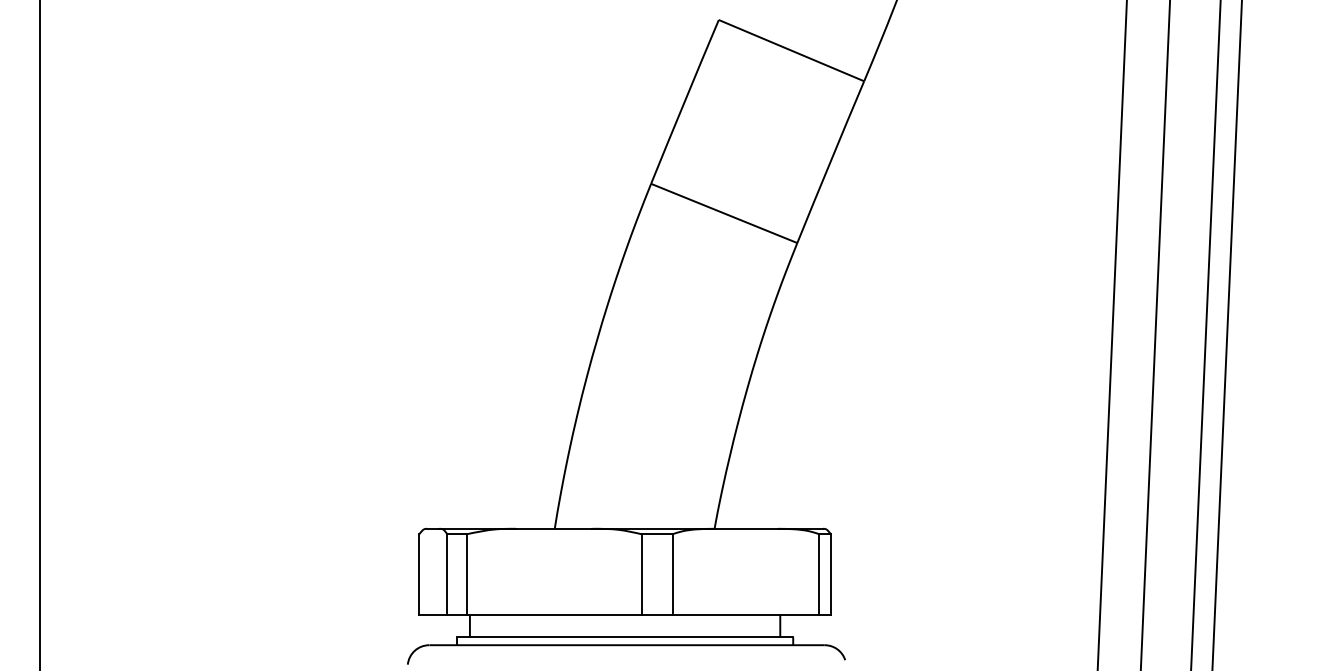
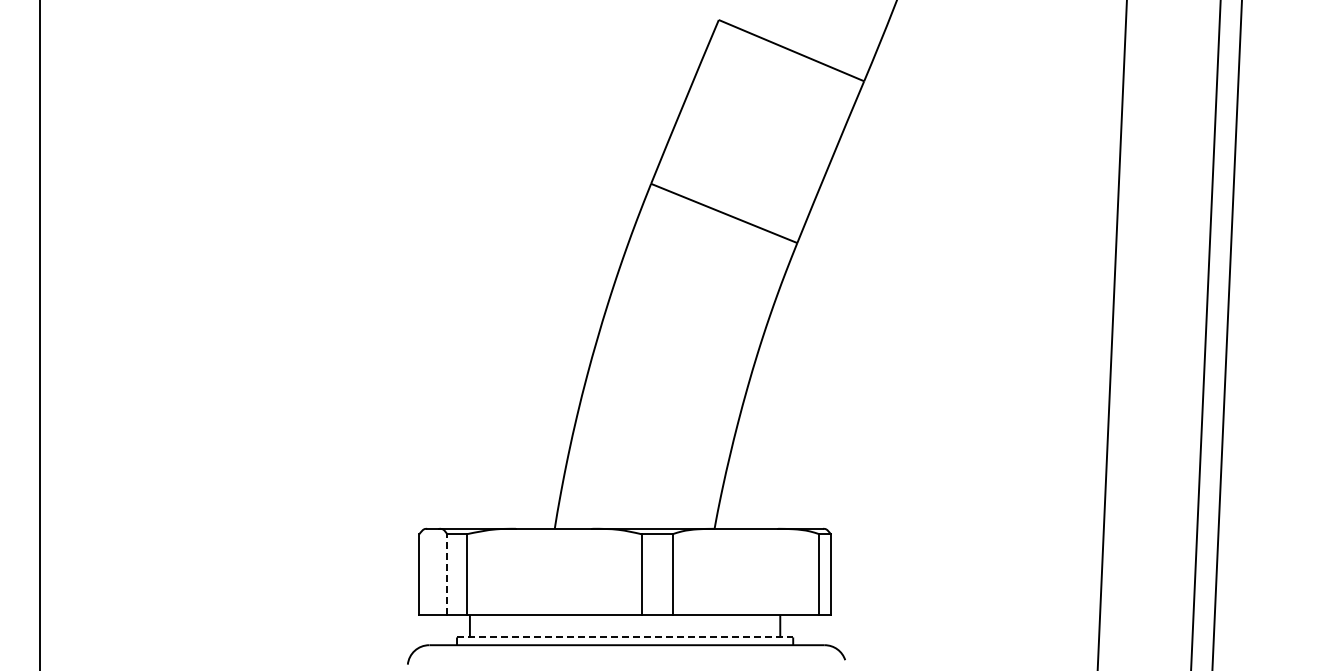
line: present -> none (1154, 334)
line: solid -> dashed (447, 574)
line: solid -> dashed (625, 637)
